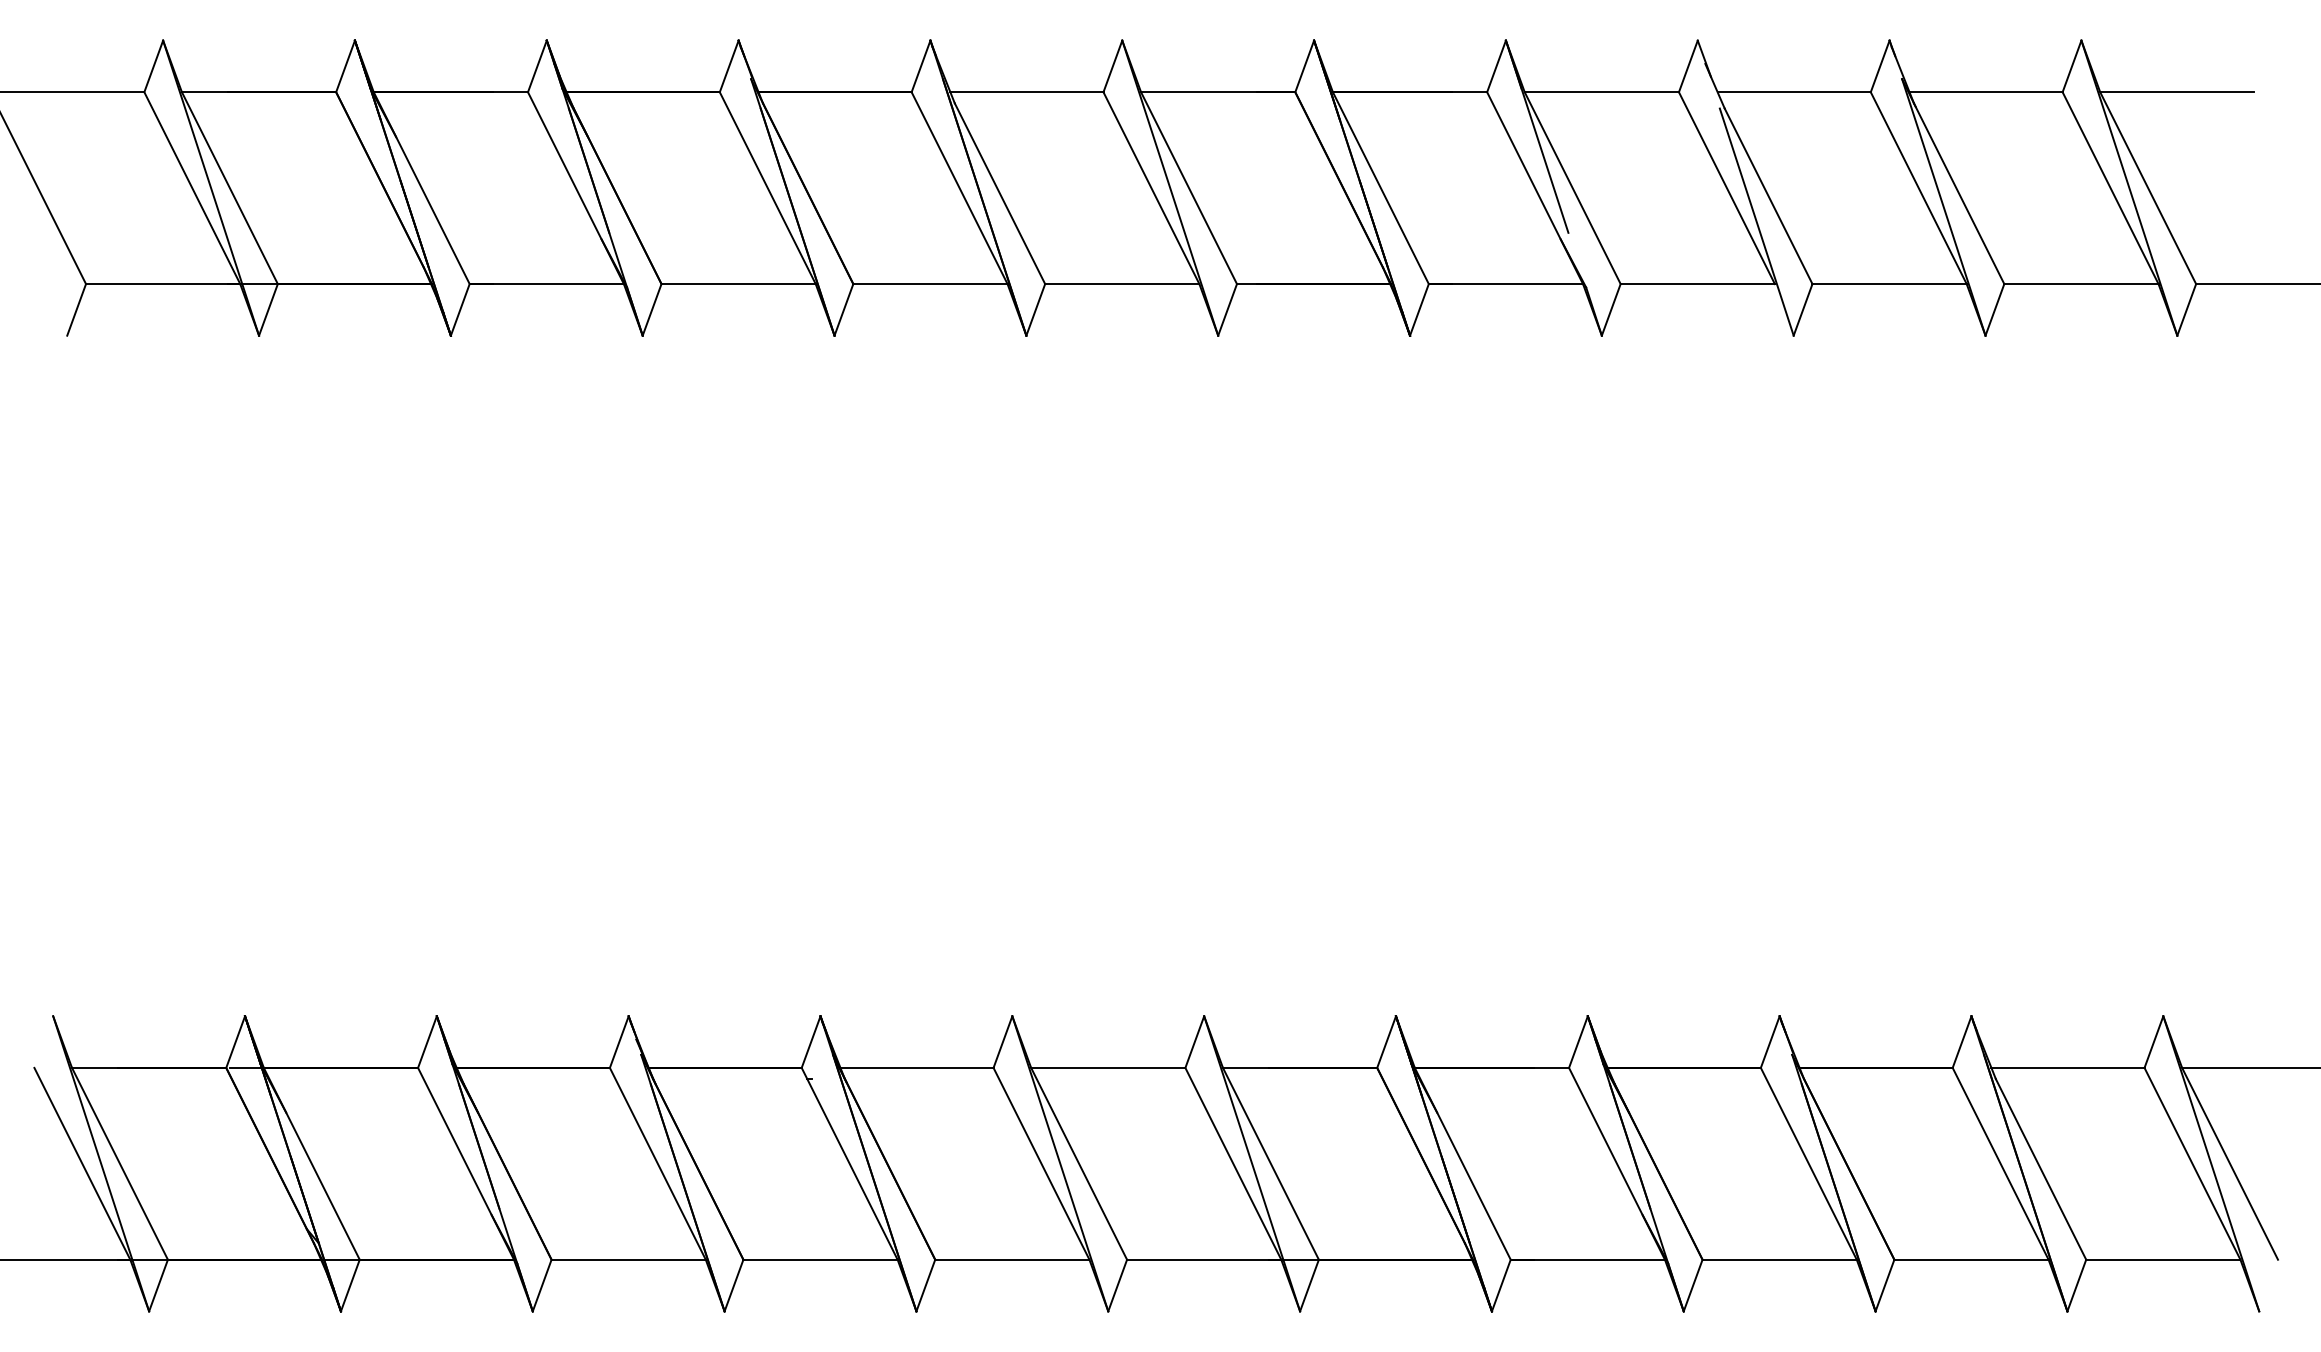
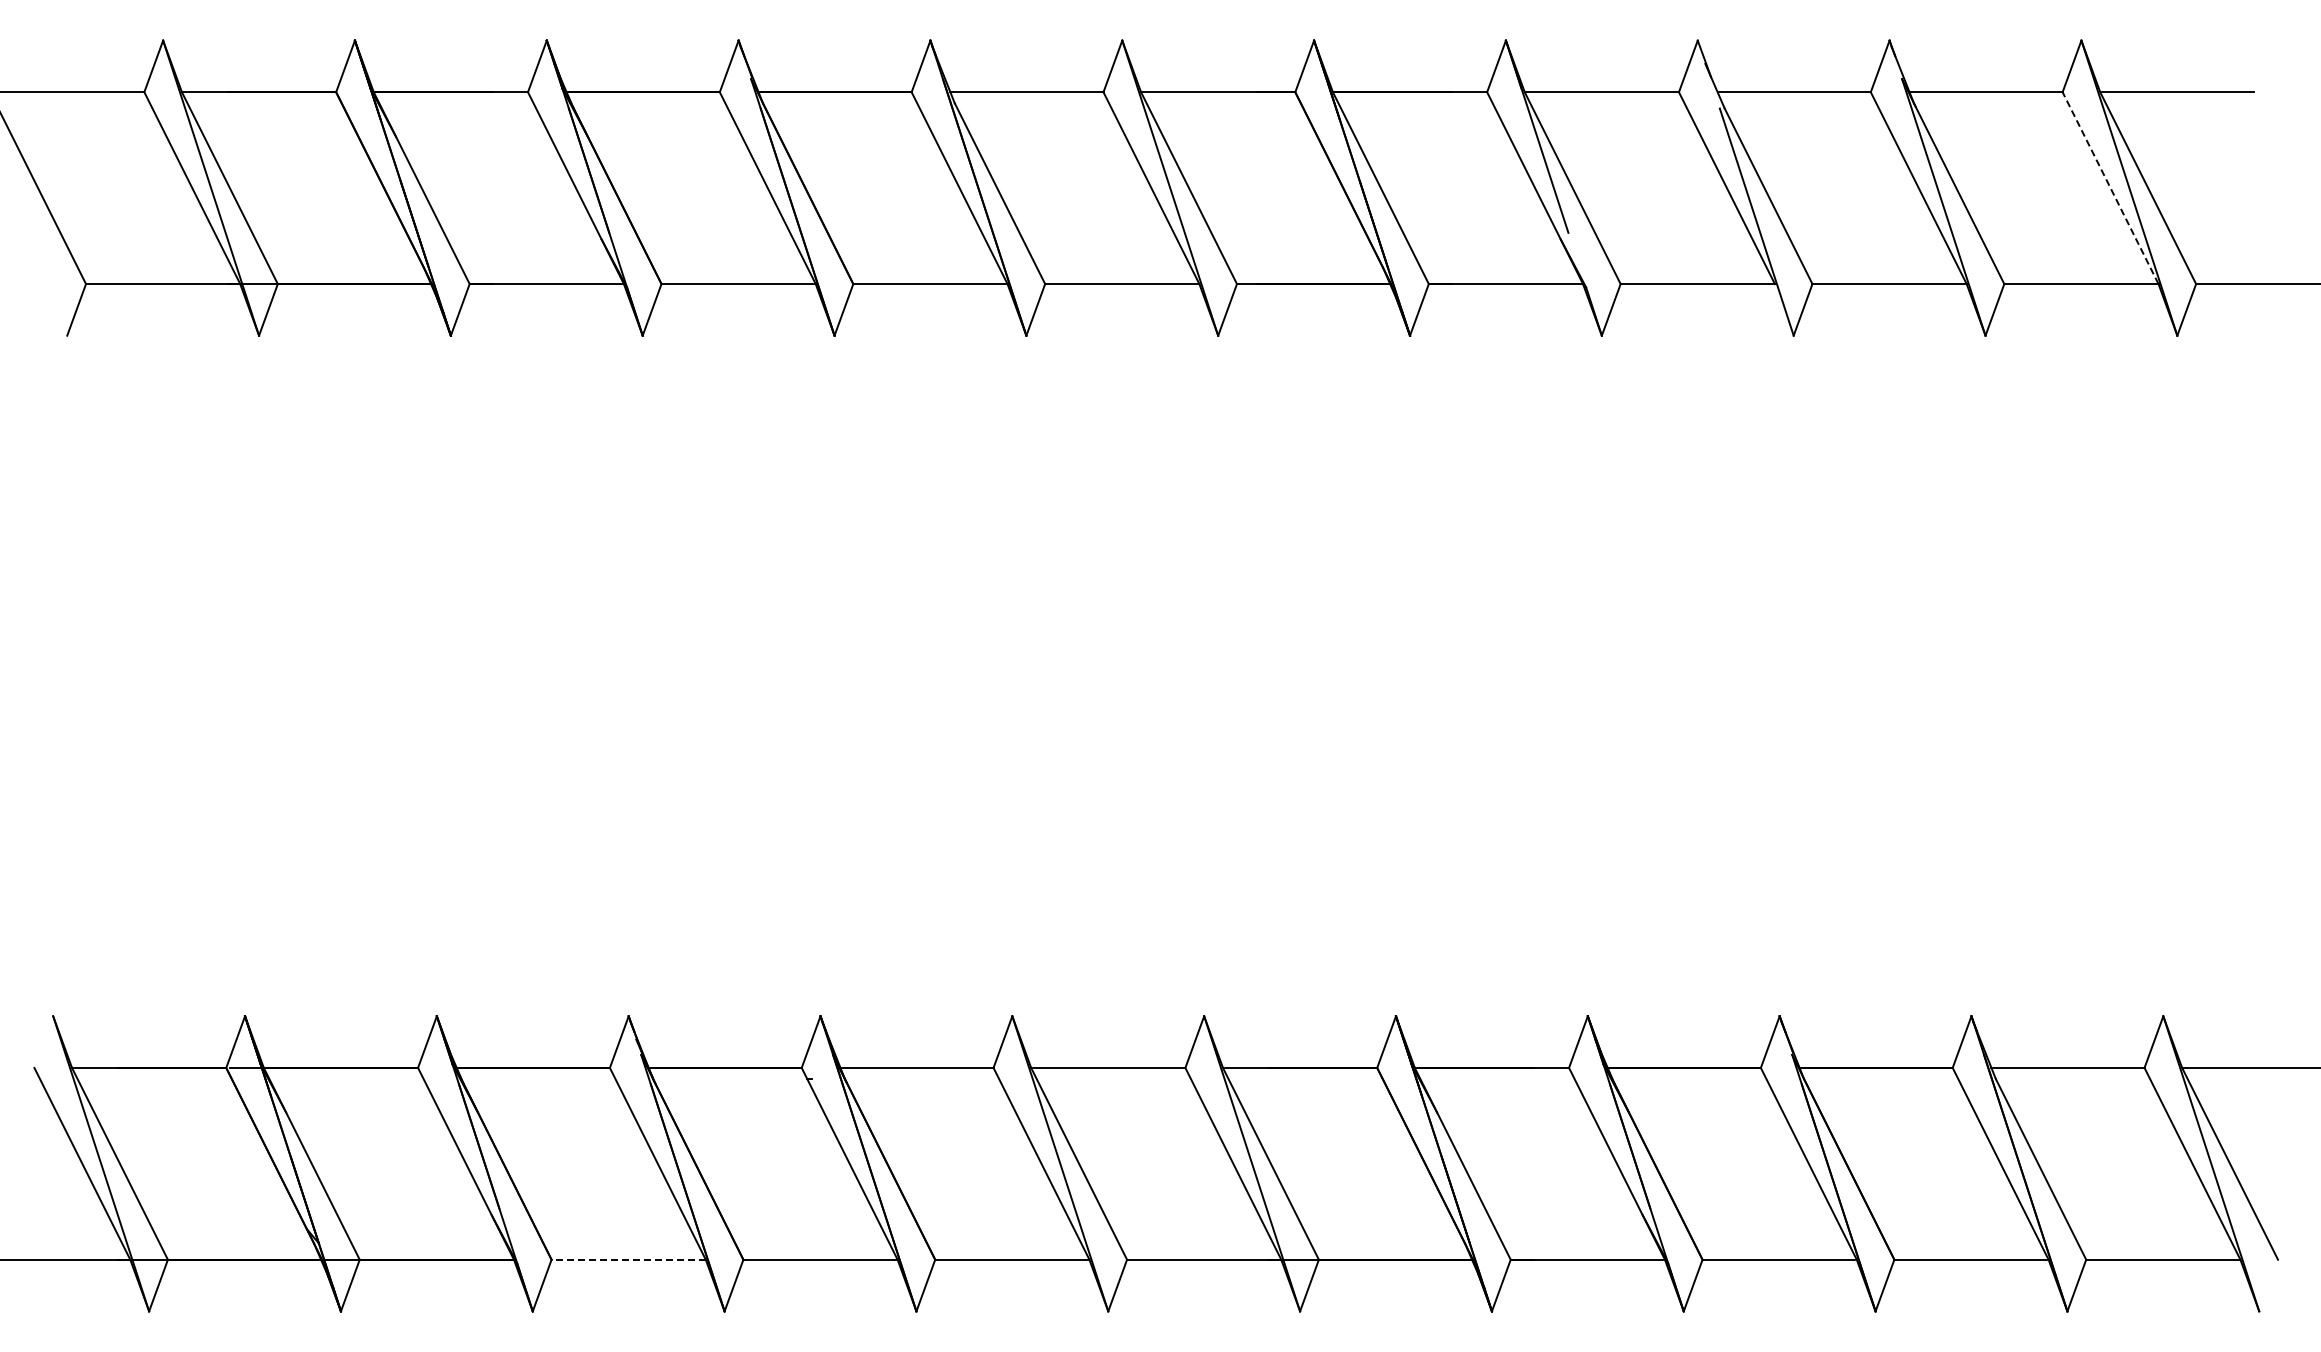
line: solid -> dashed (2110, 187)
line: solid -> dashed (628, 1259)
